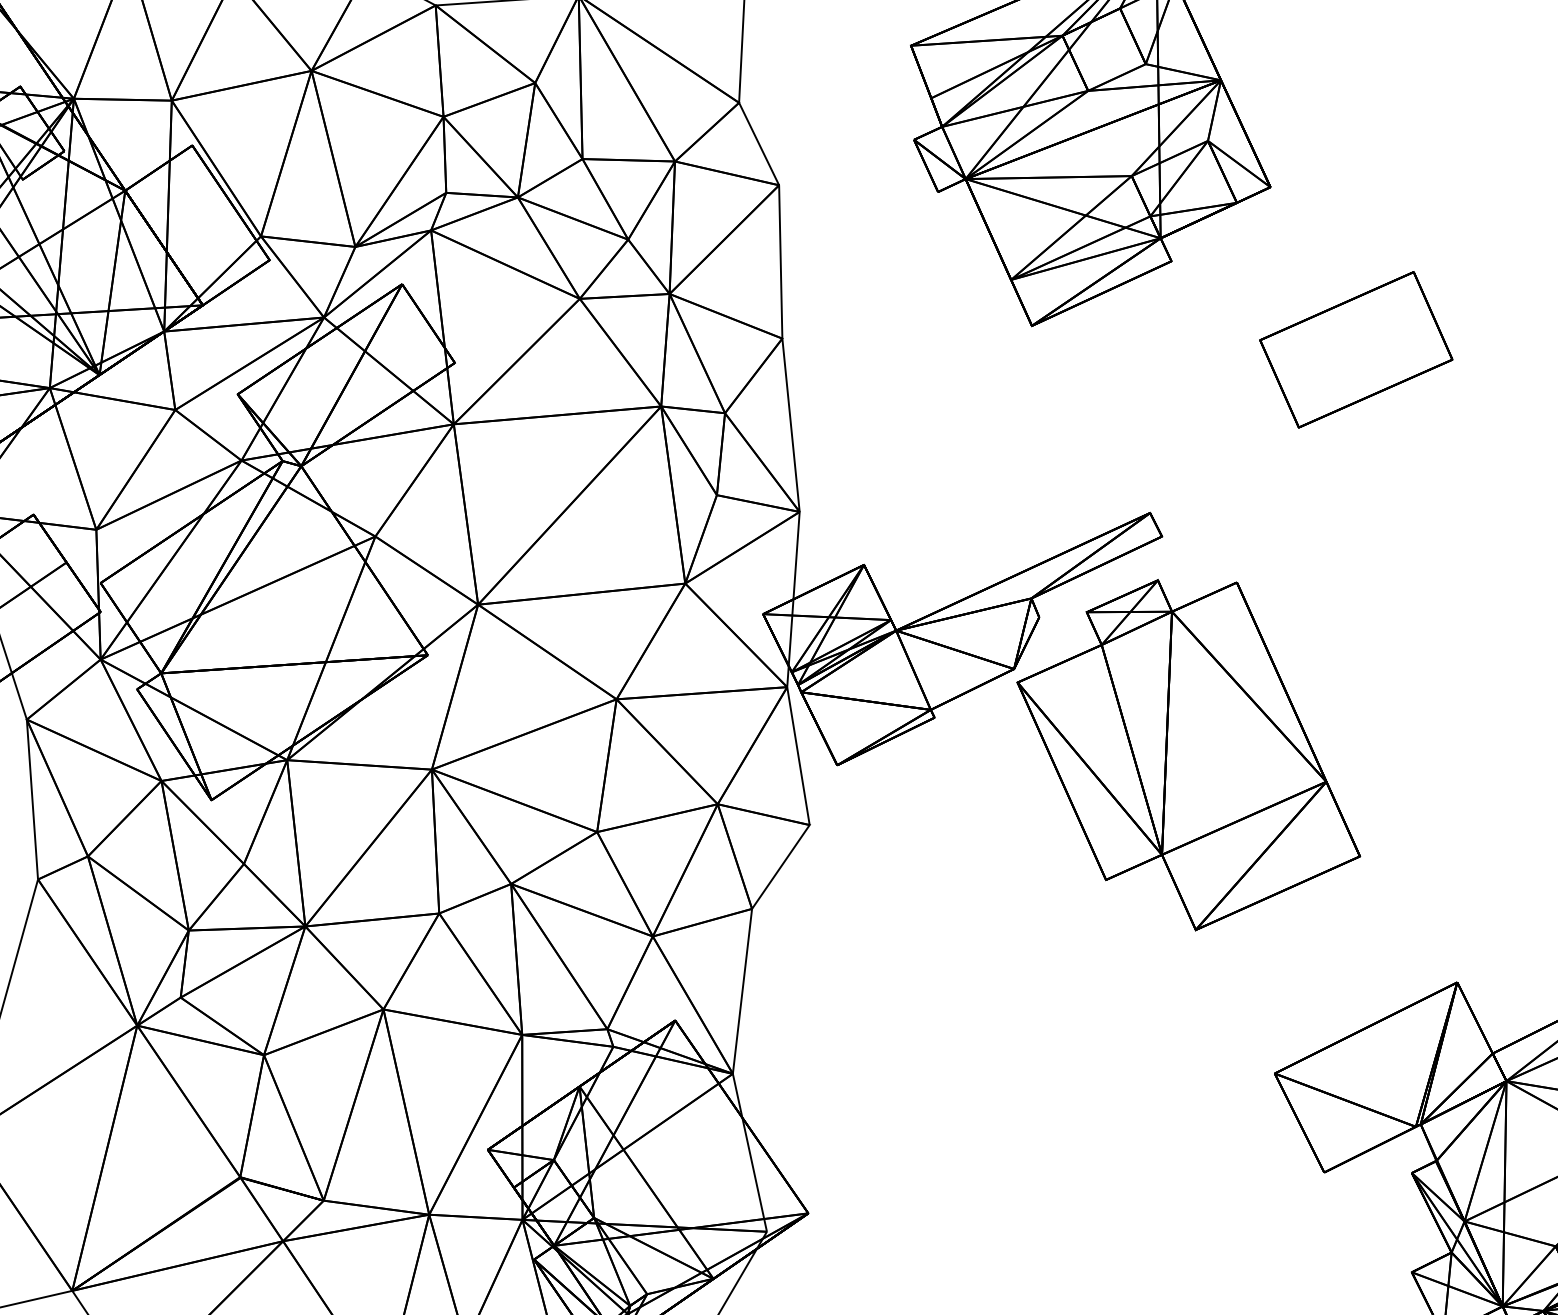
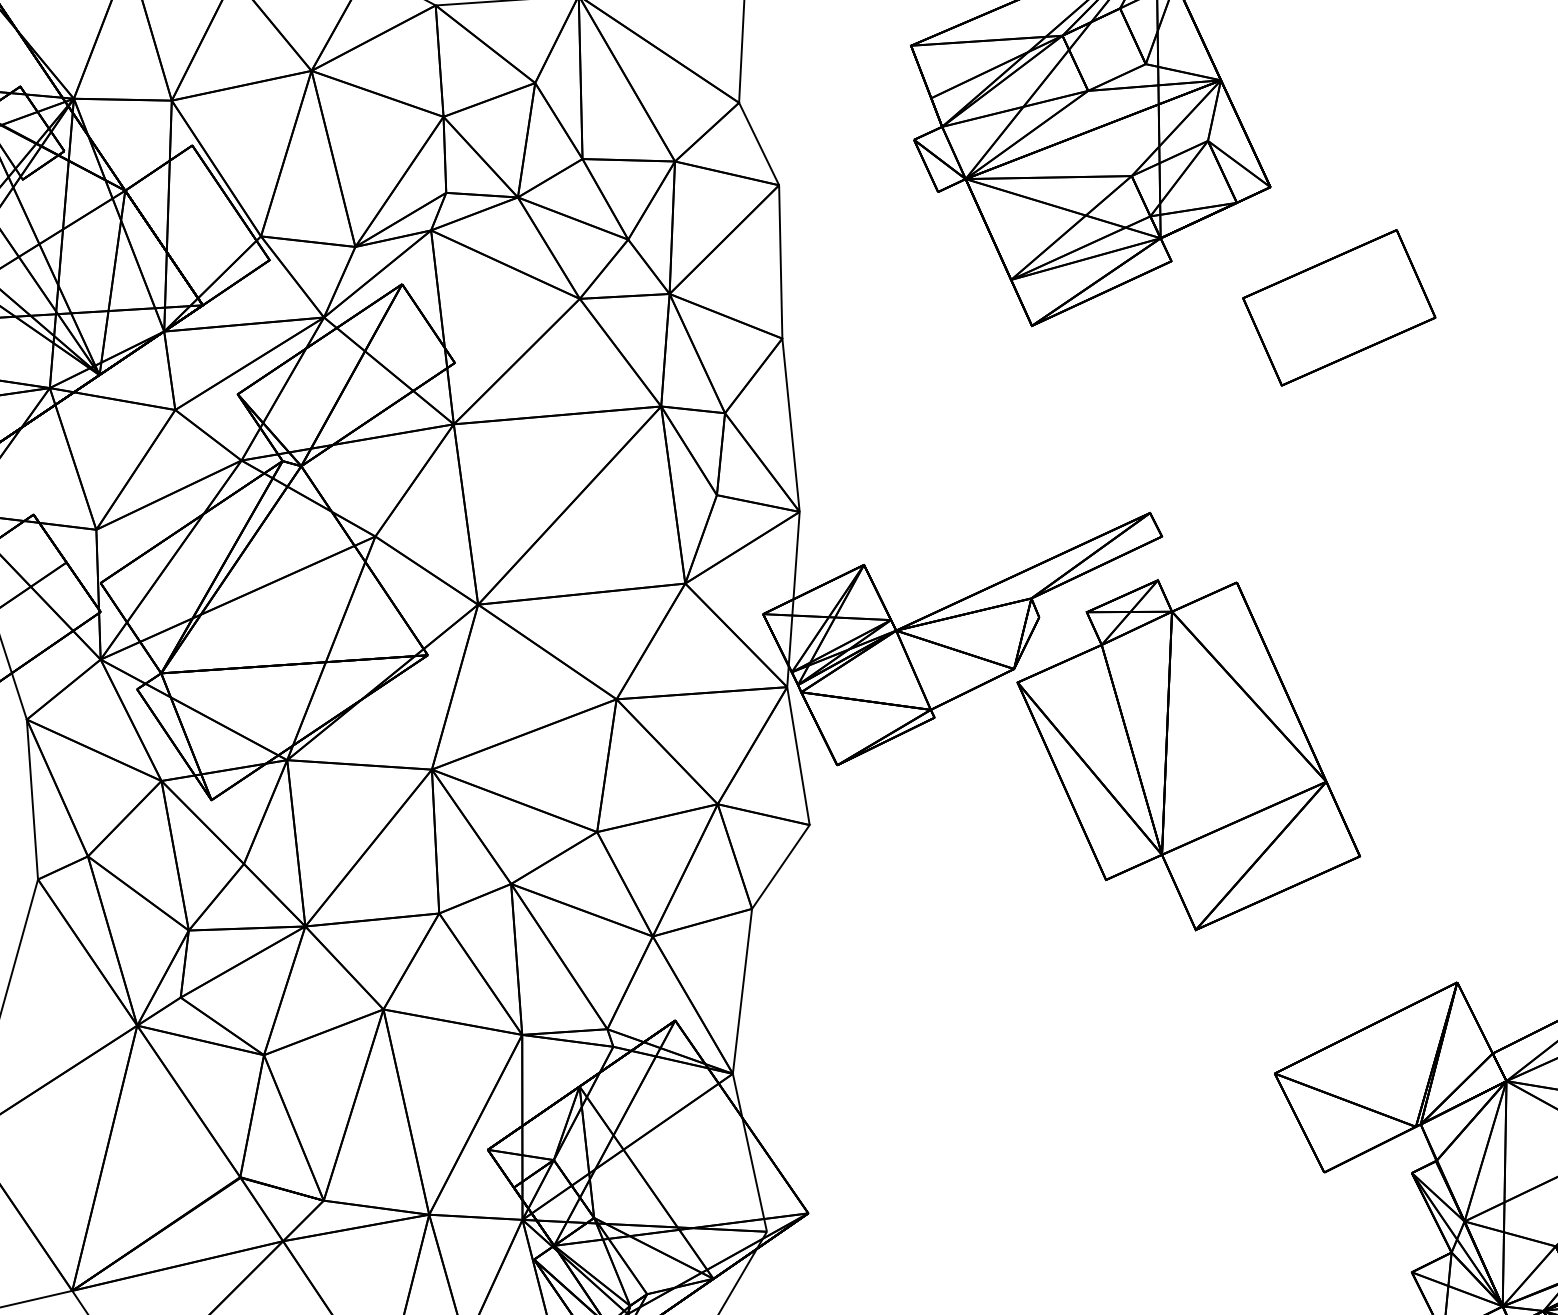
part position: (1356, 349) -> (1339, 307) (1339, 307)
